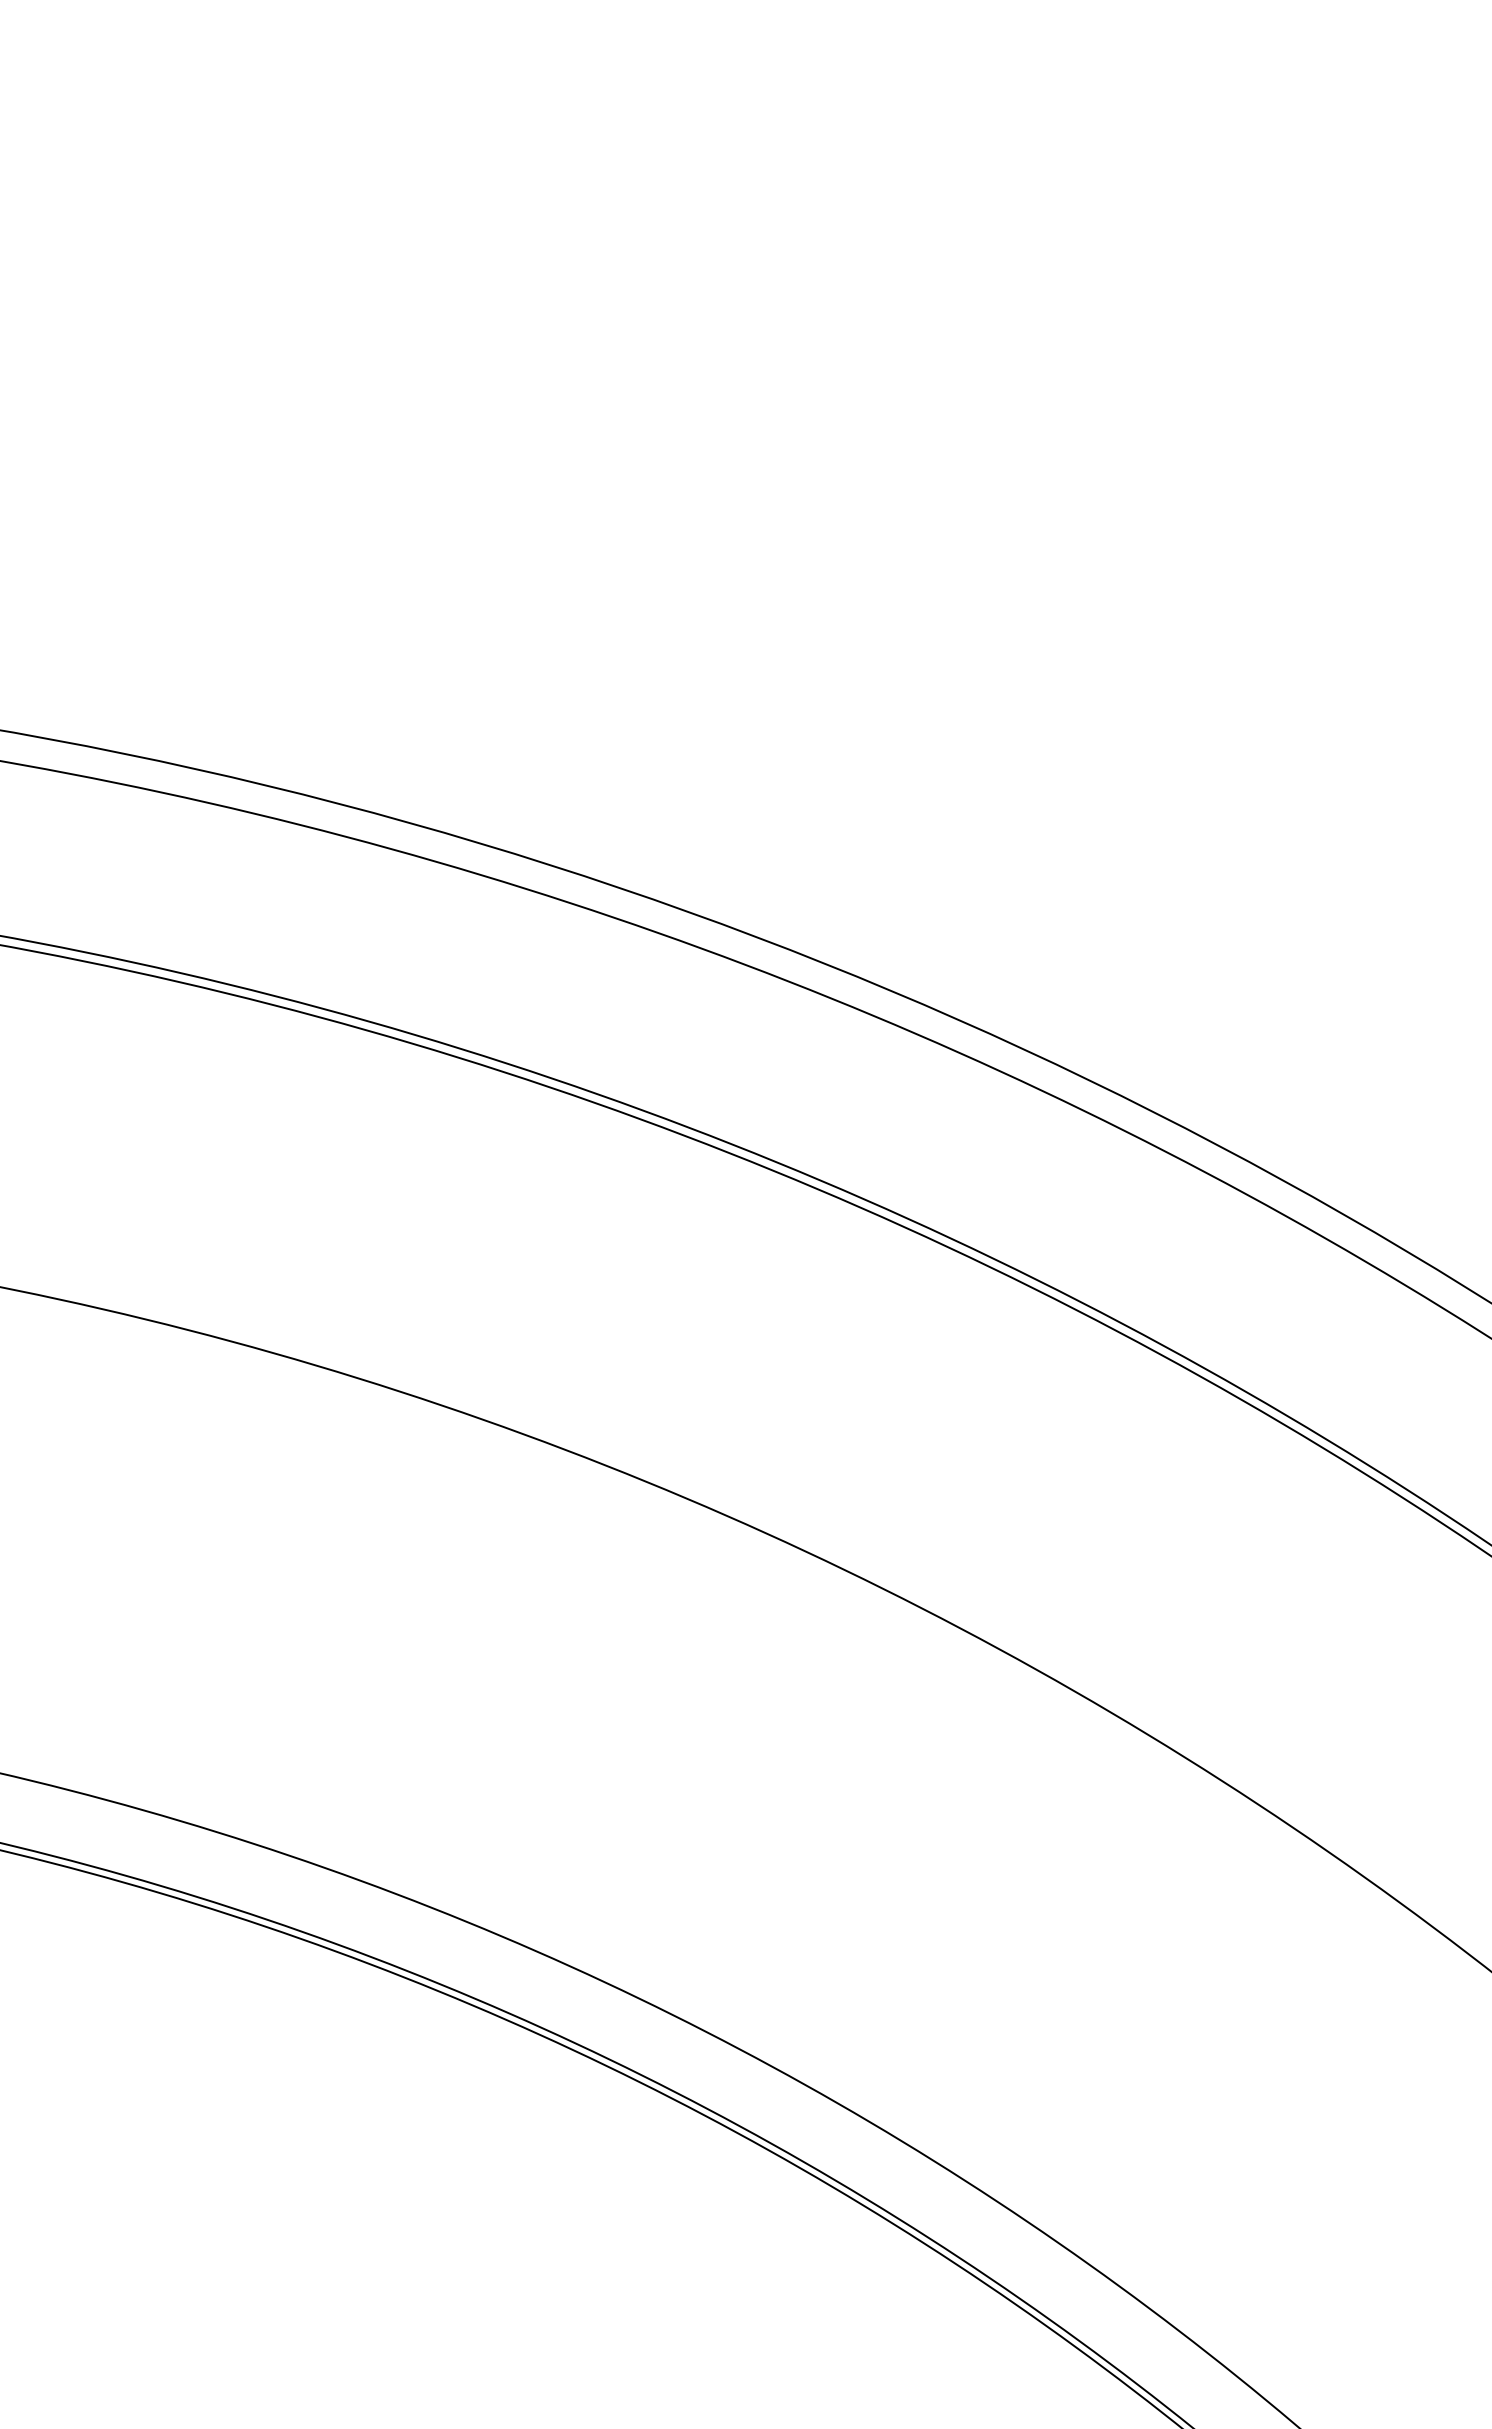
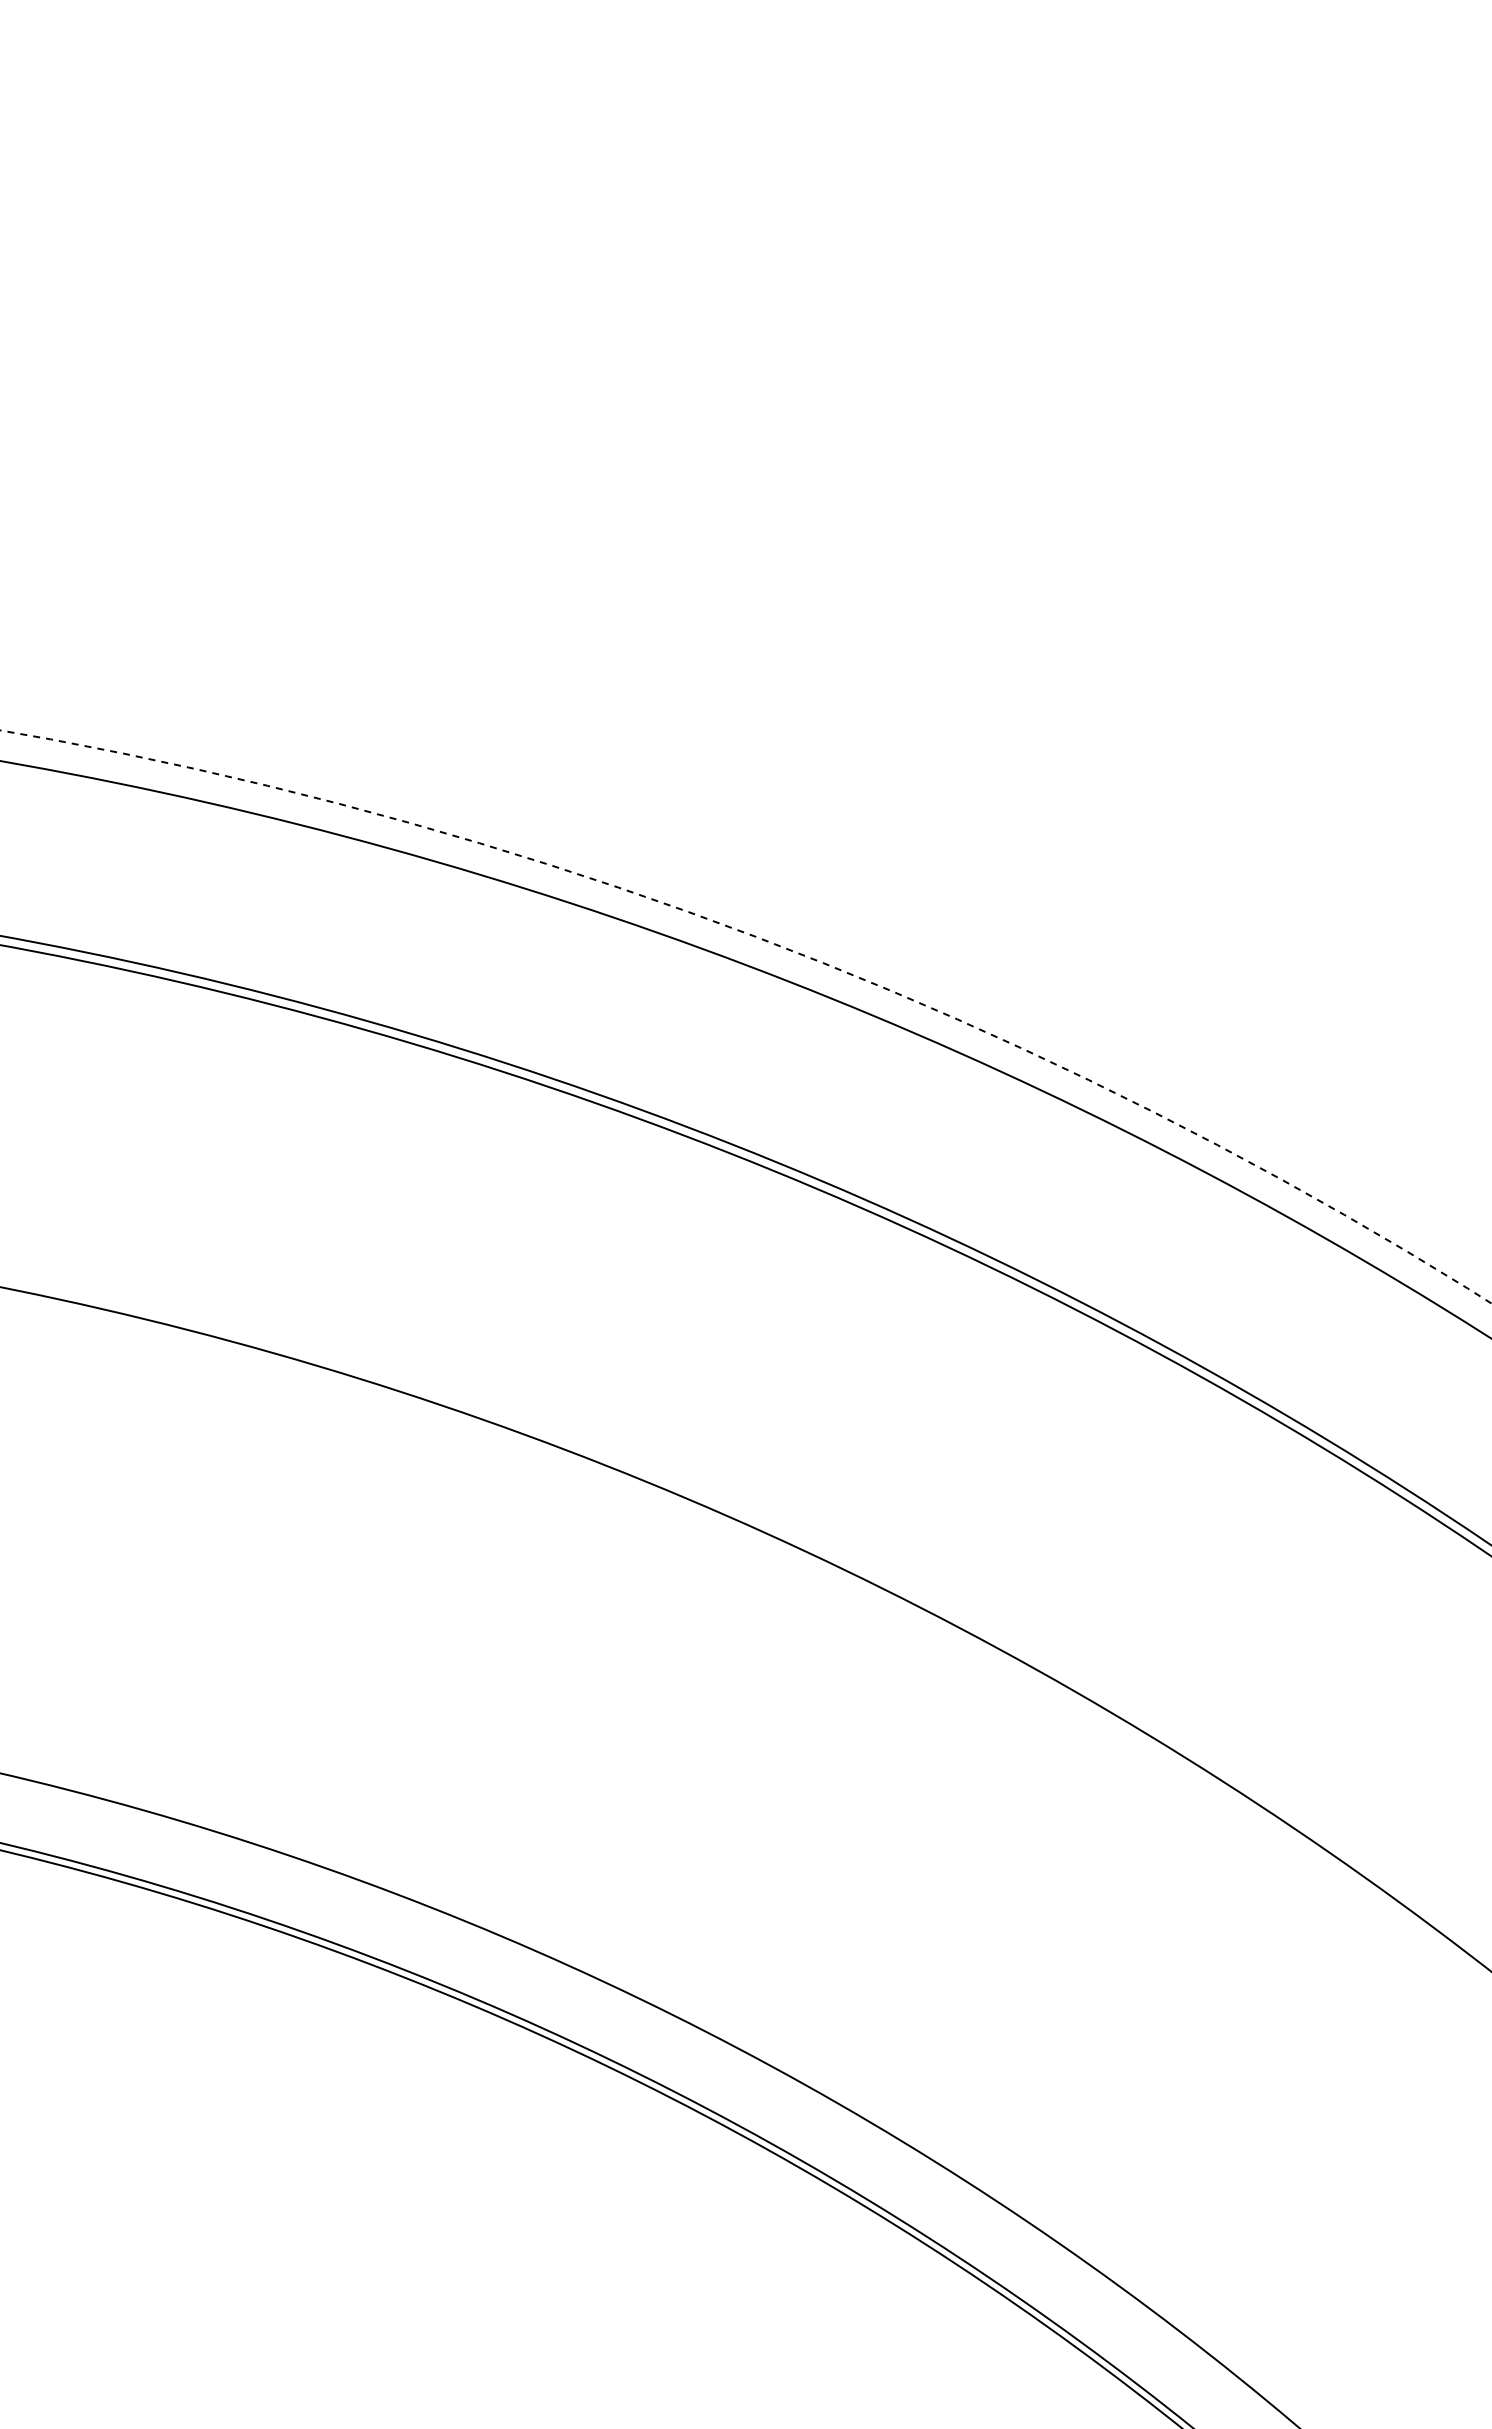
arc: solid -> dashed (774, 944)
